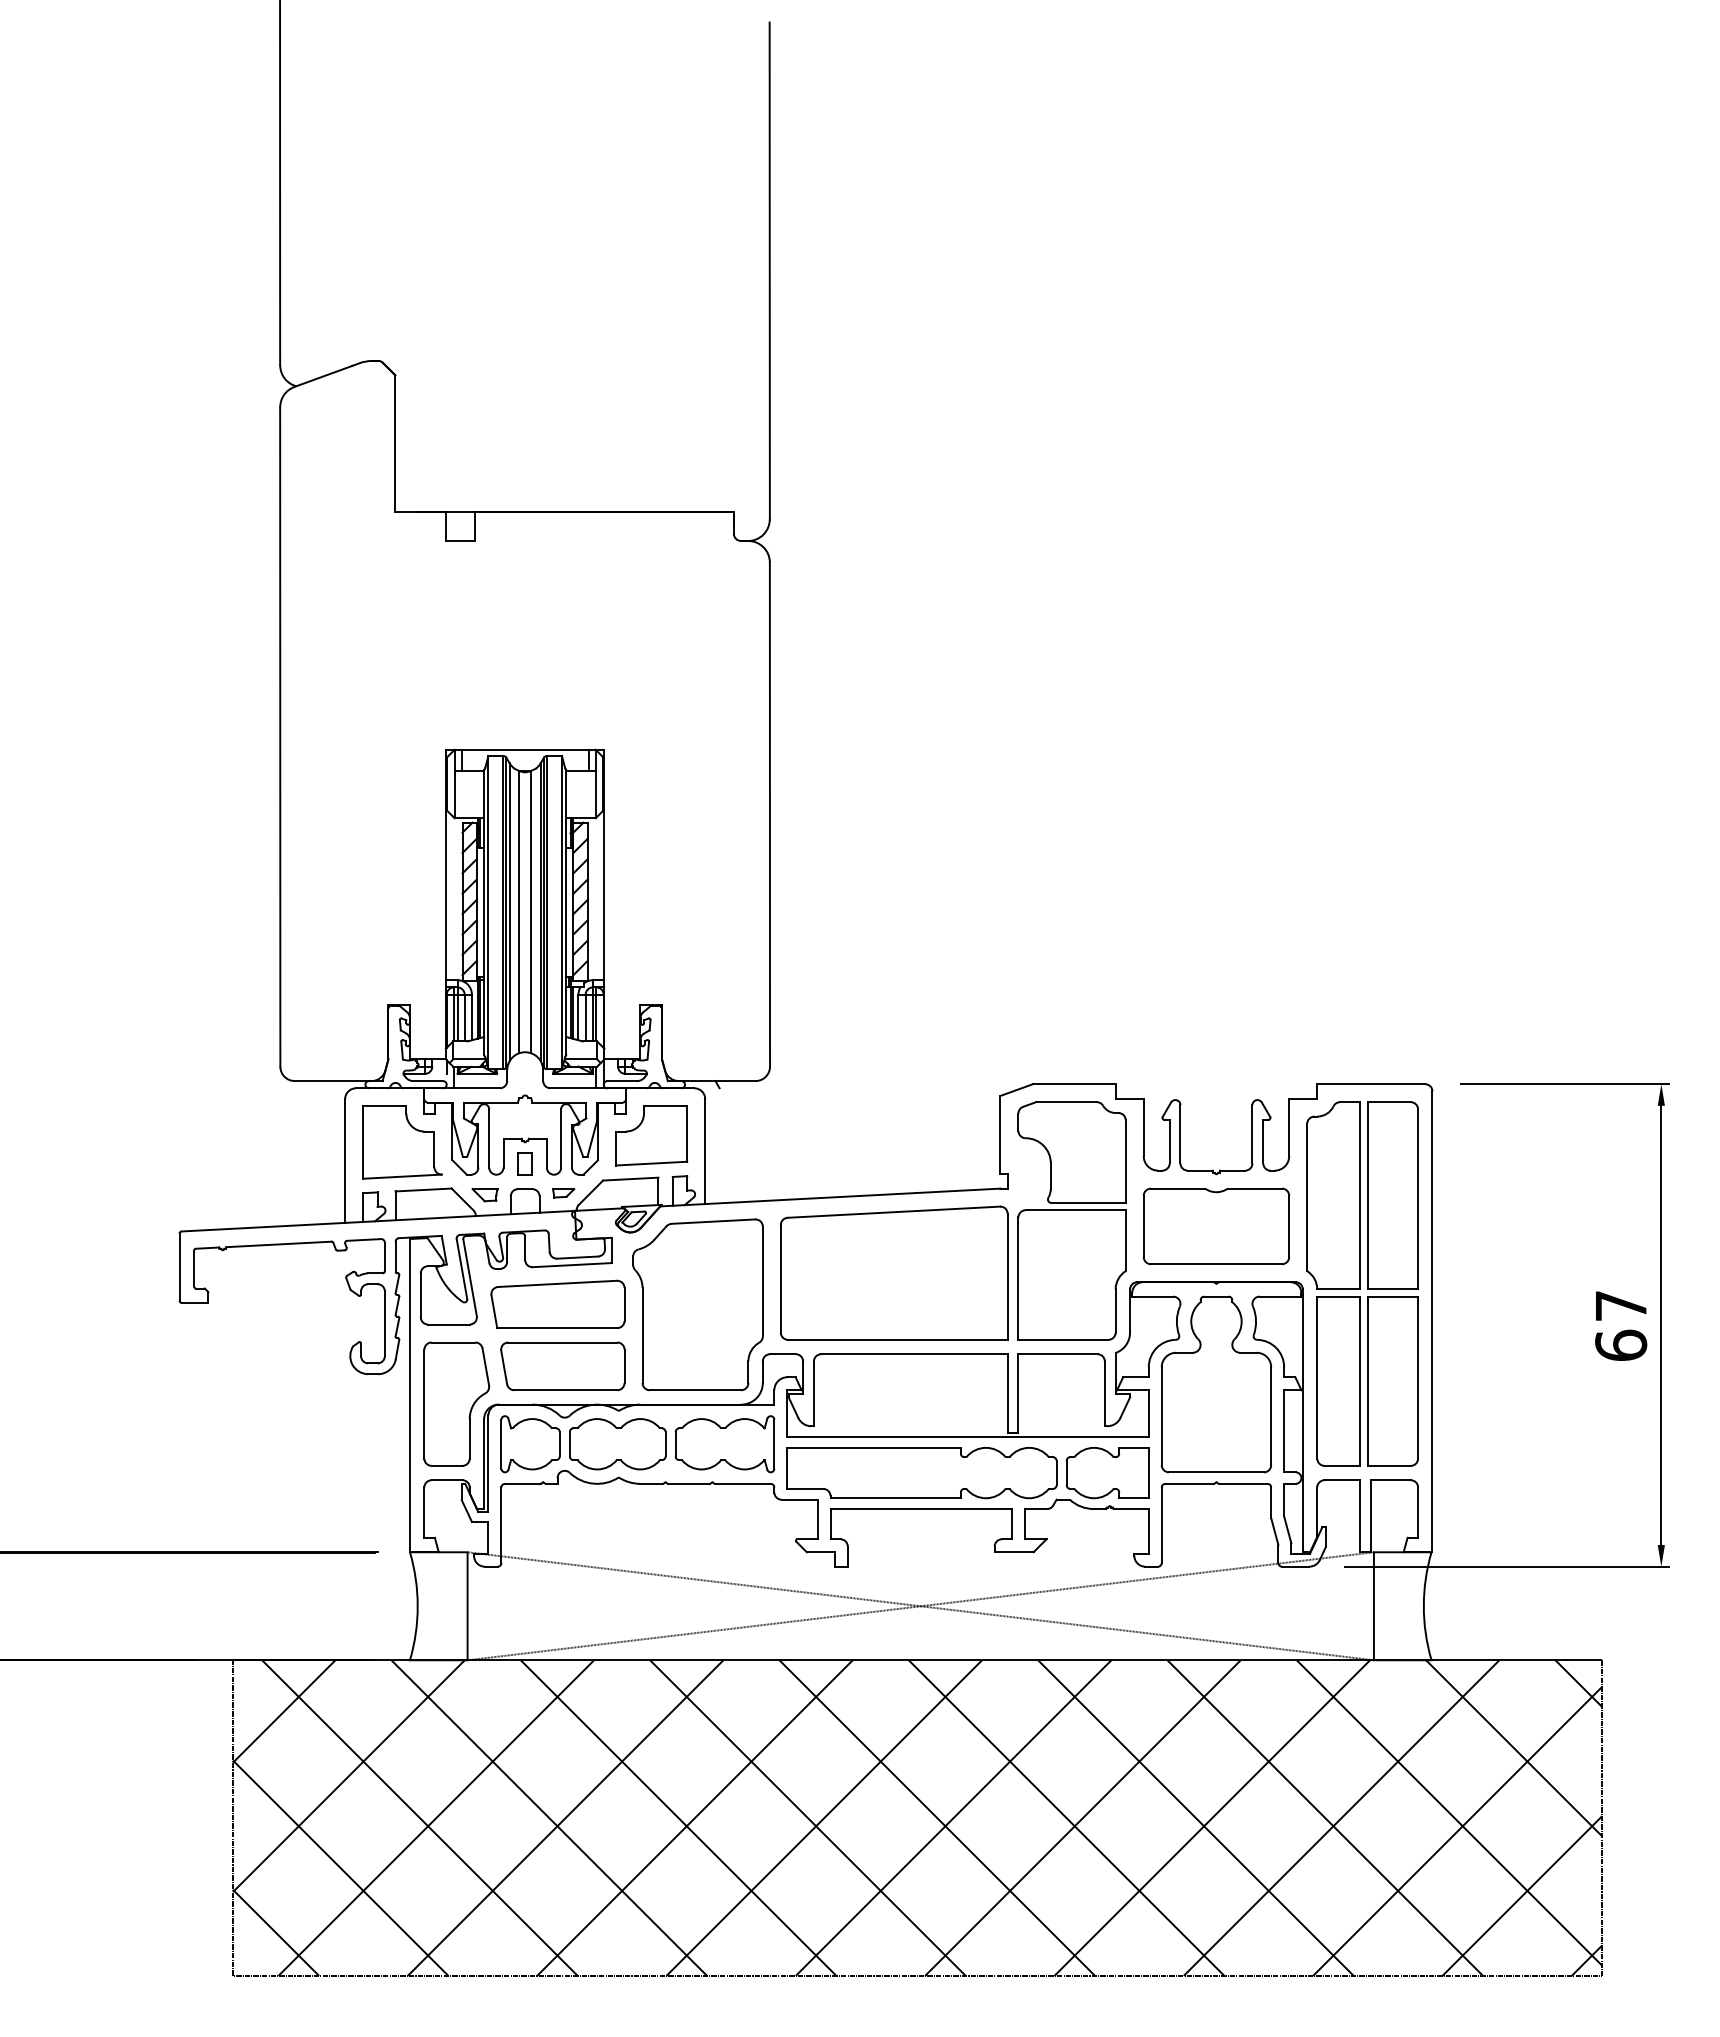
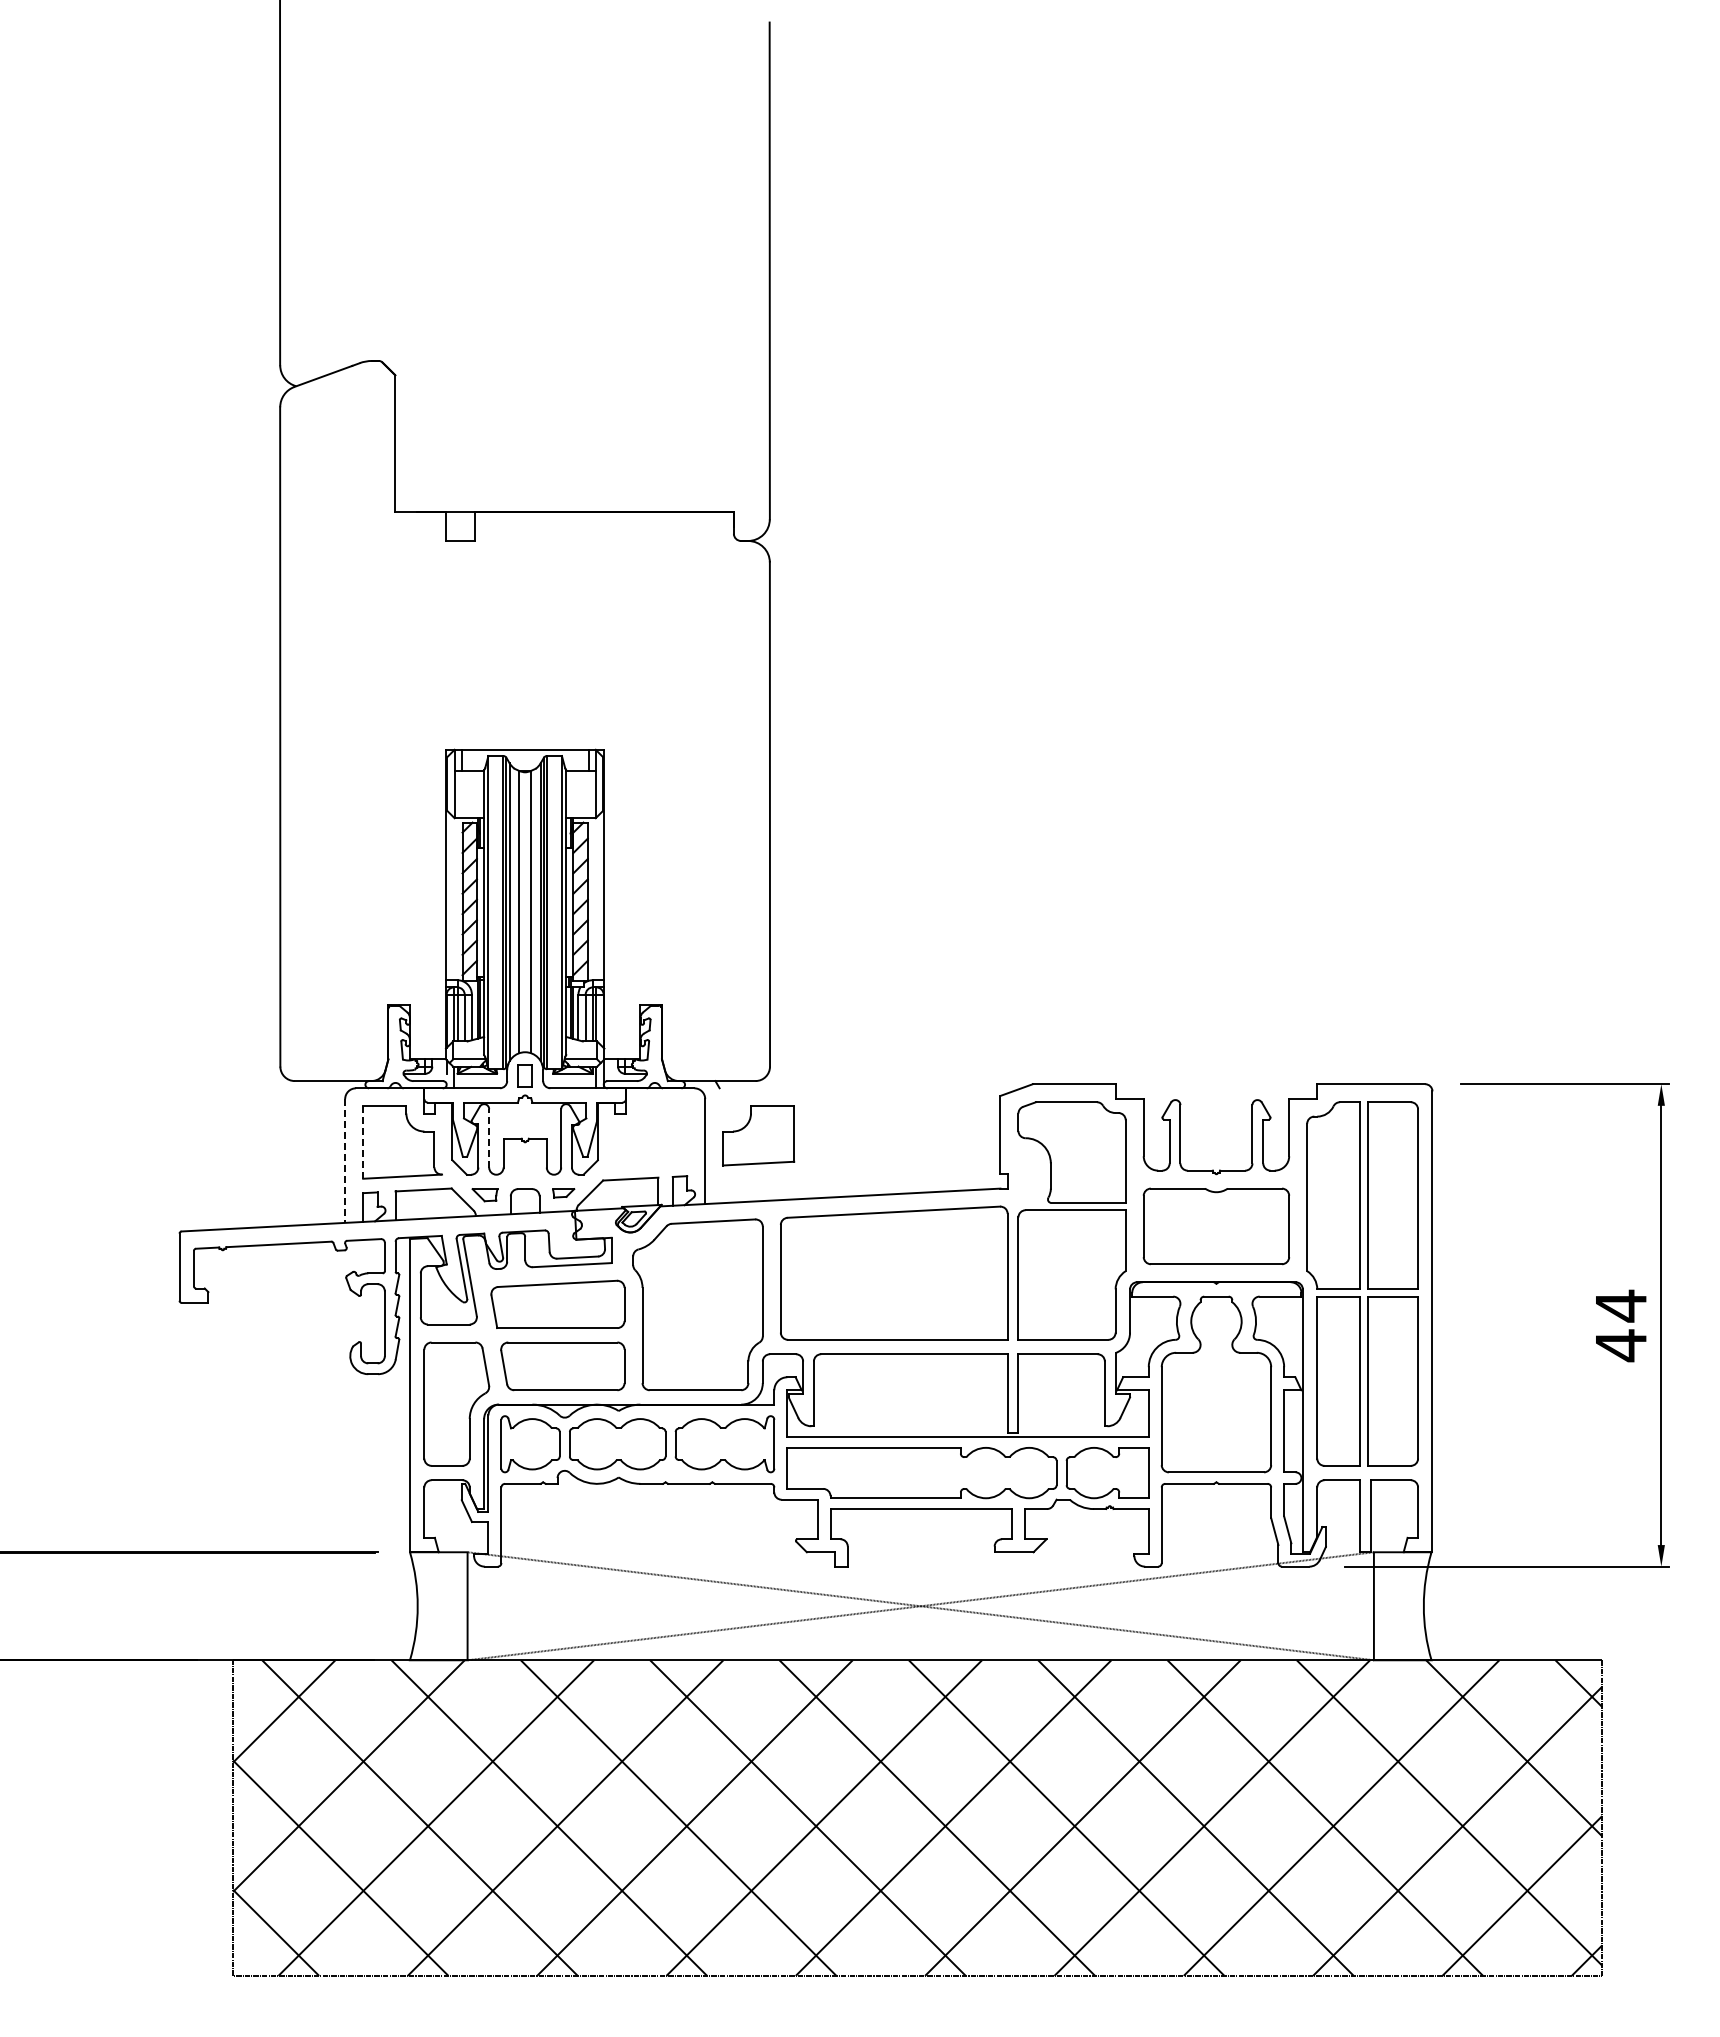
part position: (651, 1135) -> (758, 1135) (758, 1135)
line: solid -> dashed (489, 1137)
line: solid -> dashed (363, 1142)
line: solid -> dashed (345, 1161)
part position: (524, 1163) -> (524, 1075) (524, 1075)
text: 67 -> 44 (1621, 1325)
